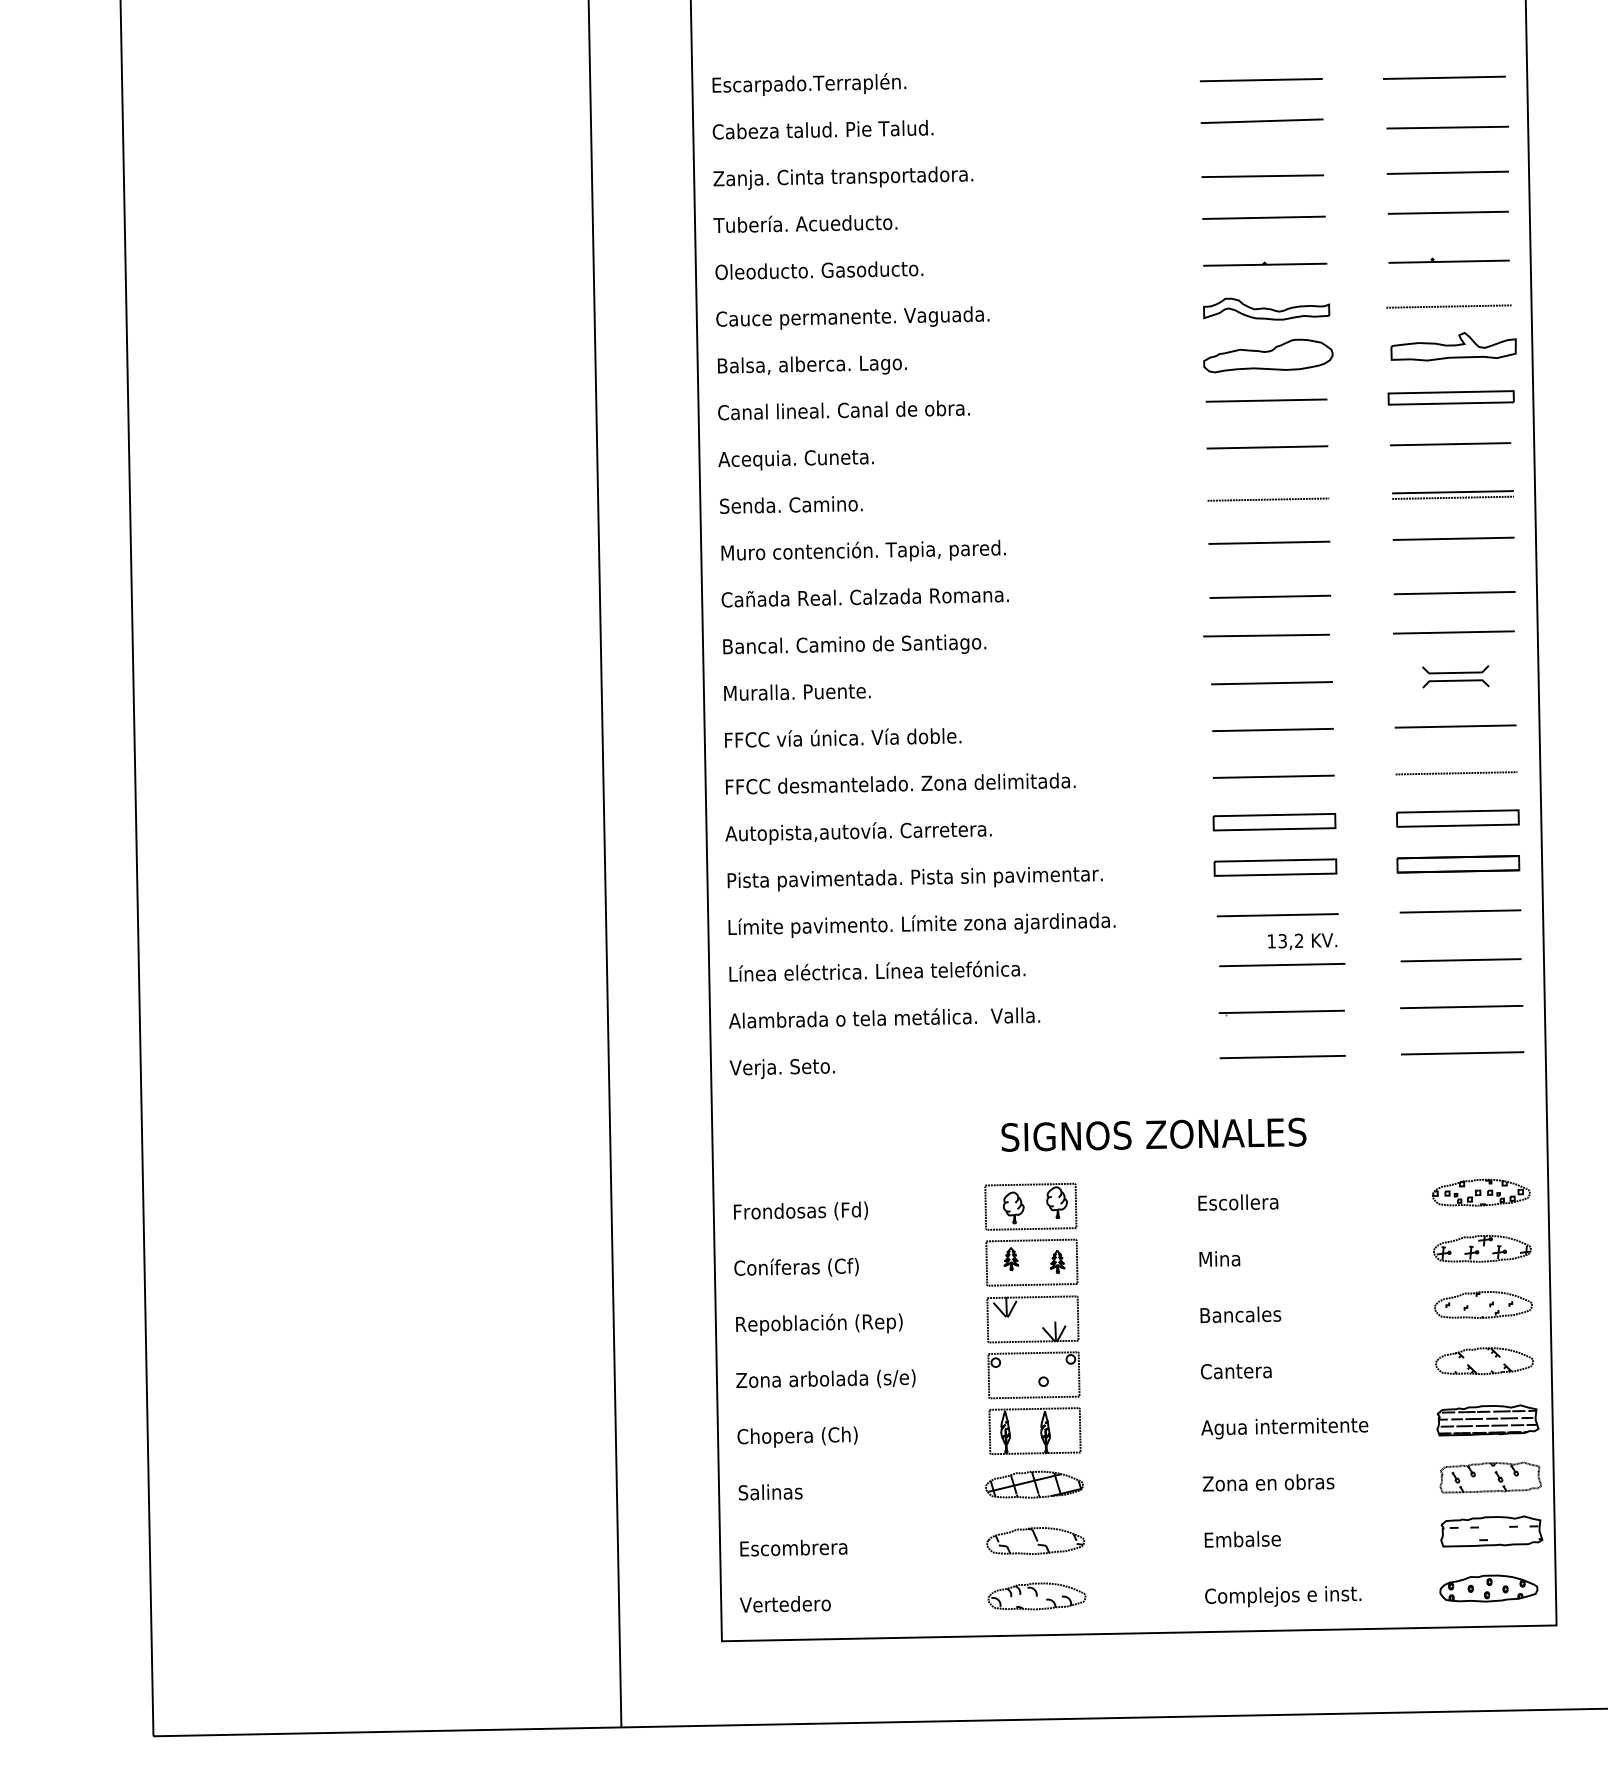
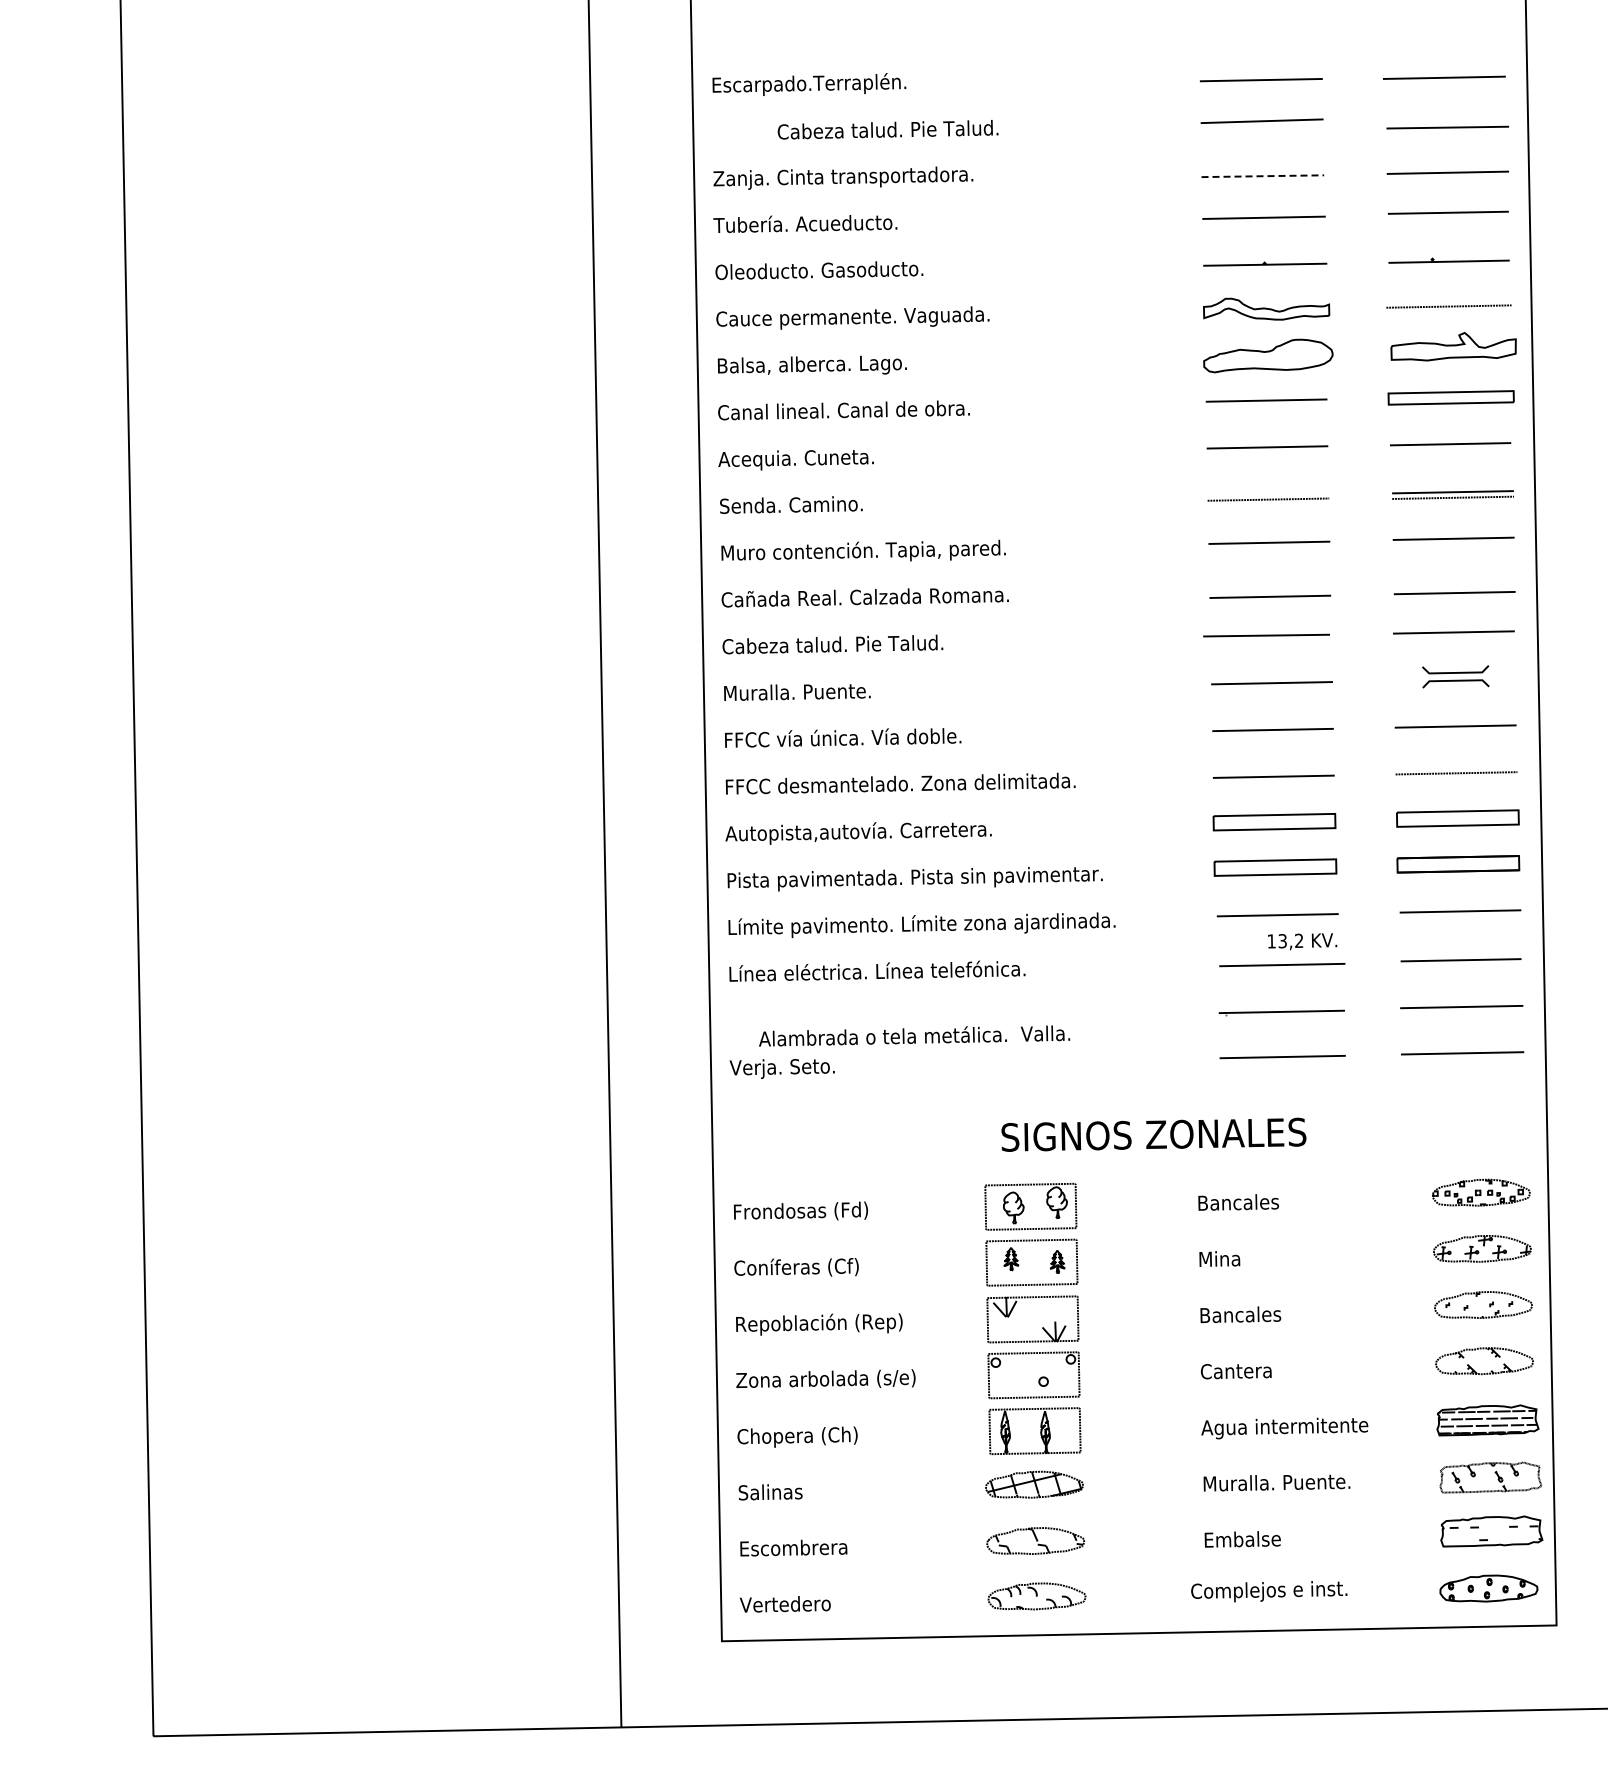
text position: (822, 129) -> (887, 129) (887, 129)
line: solid -> dashed (1263, 176)
text: Bancal. Camino de Santiago. -> Cabeza talud. Pie Talud. (854, 644)
text position: (884, 1017) -> (914, 1035) (914, 1035)
text: Escollera -> Bancales (1241, 1202)
text: Zona en obras -> Muralla. Puente. (1276, 1482)
text position: (1283, 1596) -> (1269, 1591) (1269, 1591)
